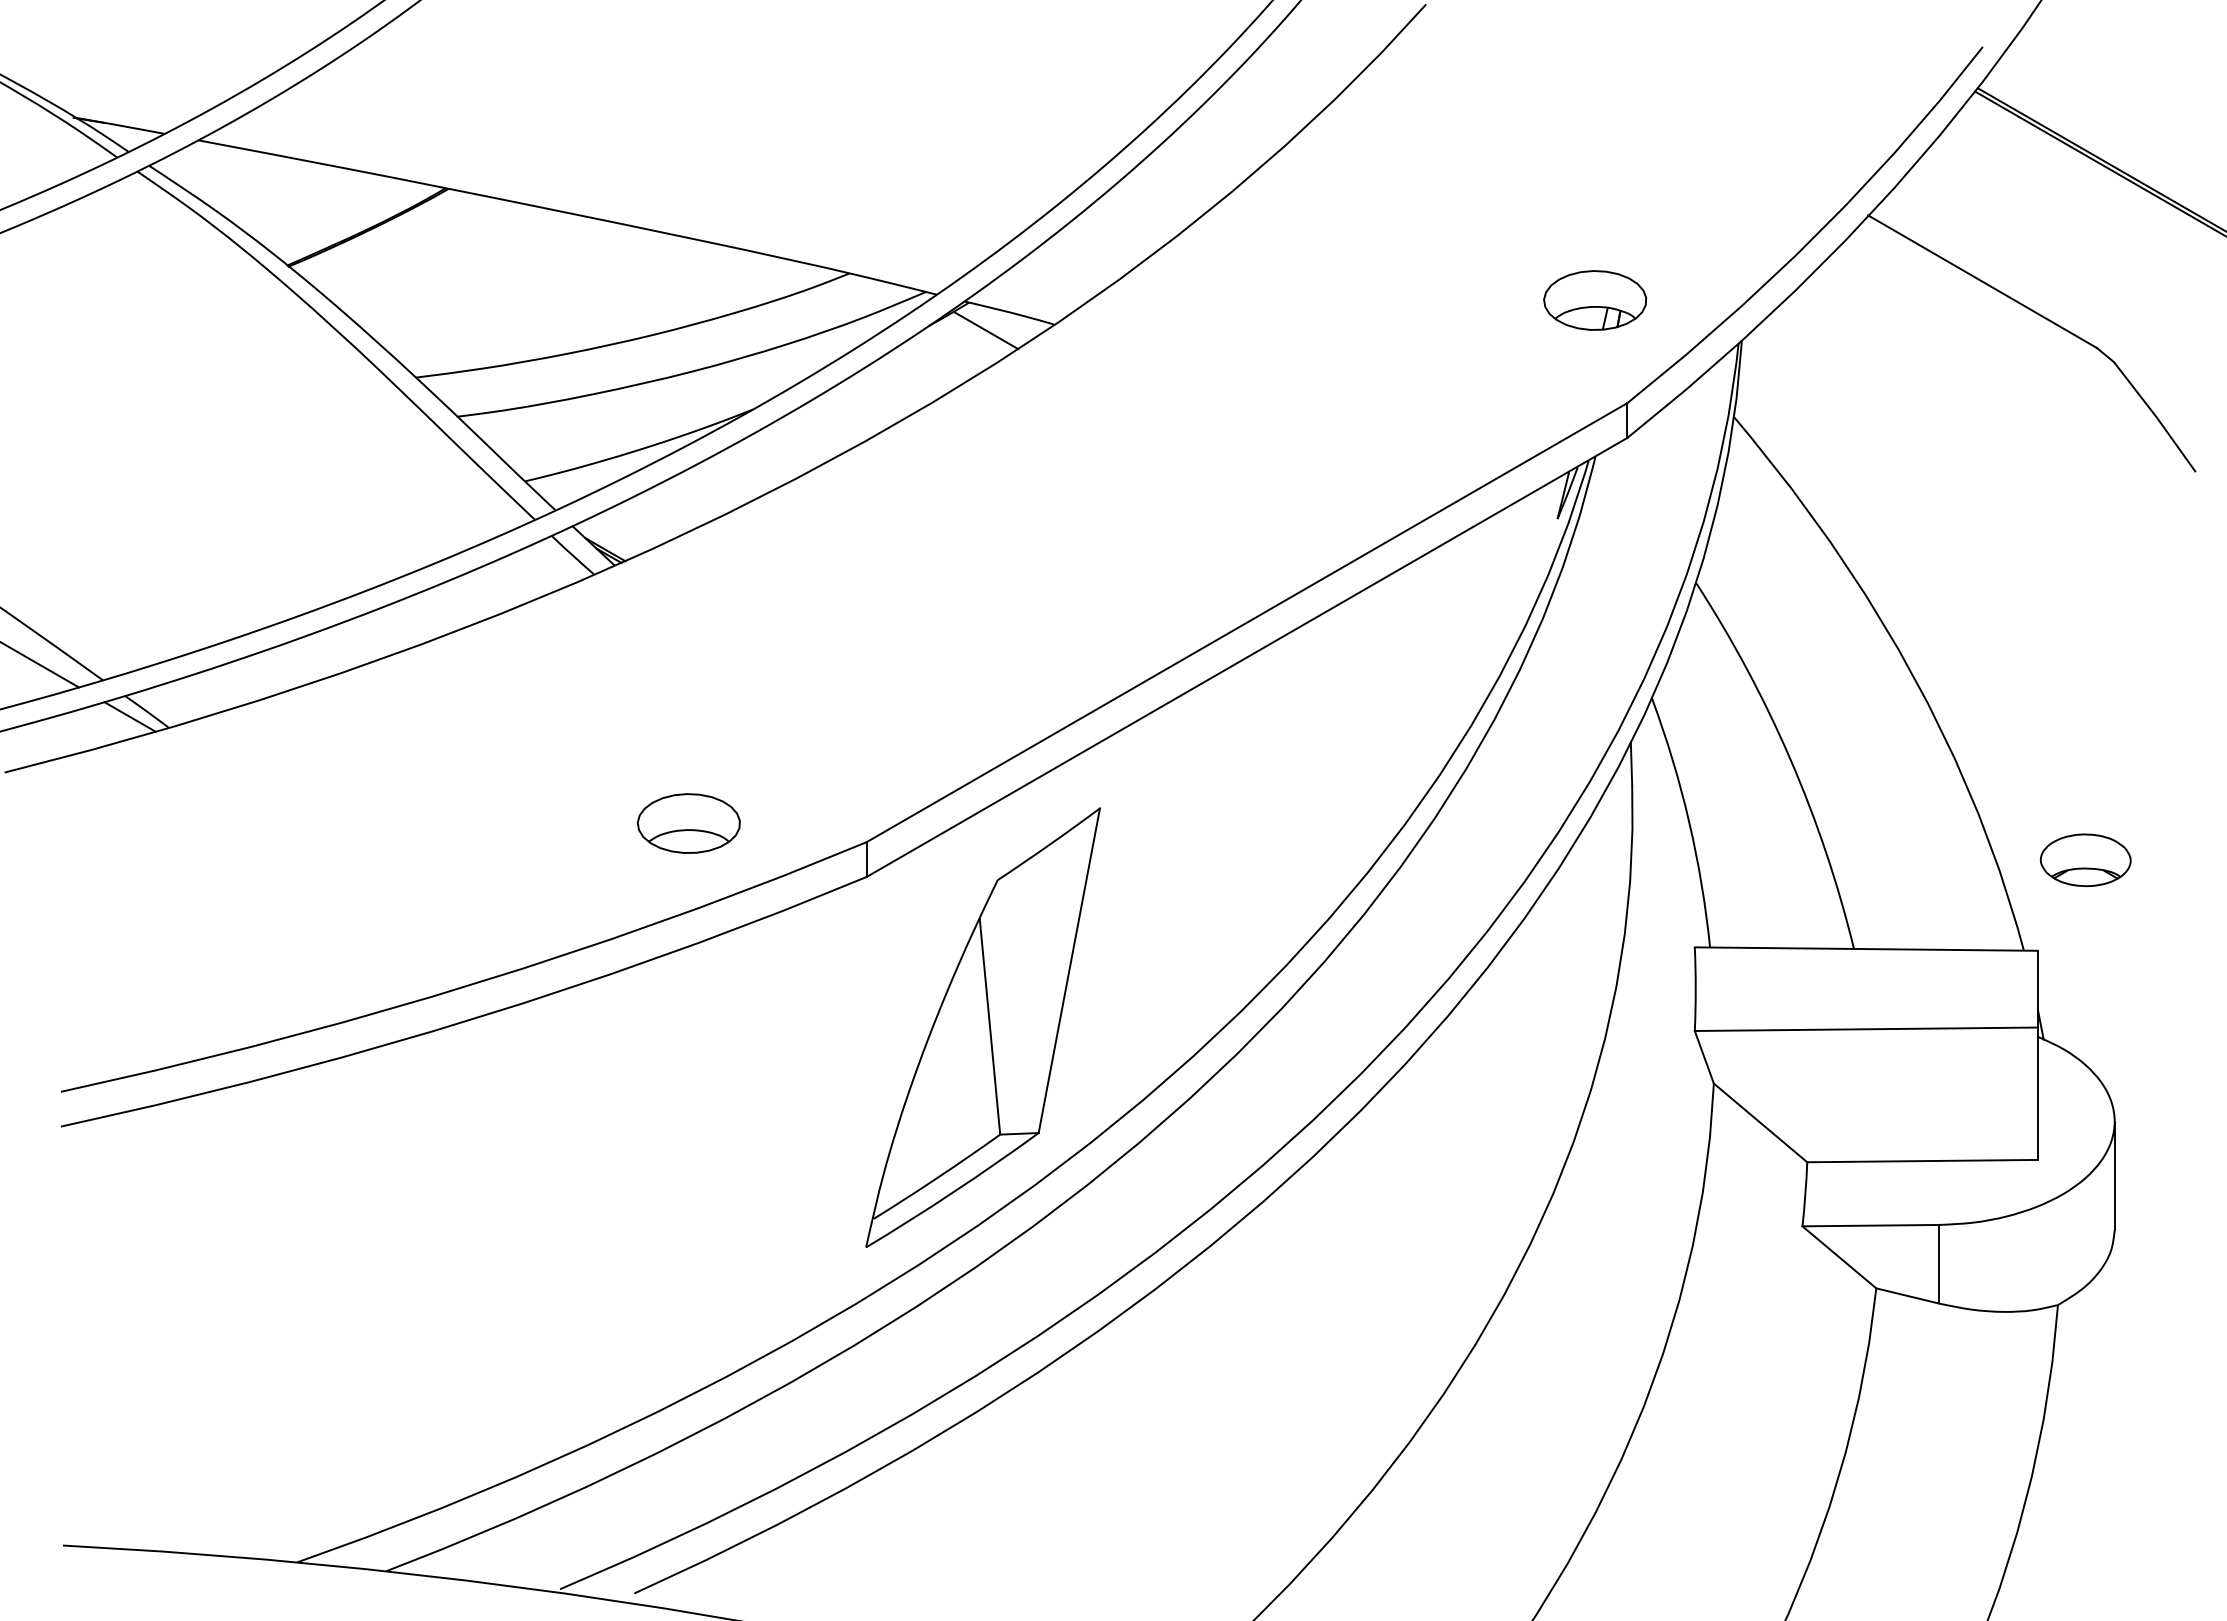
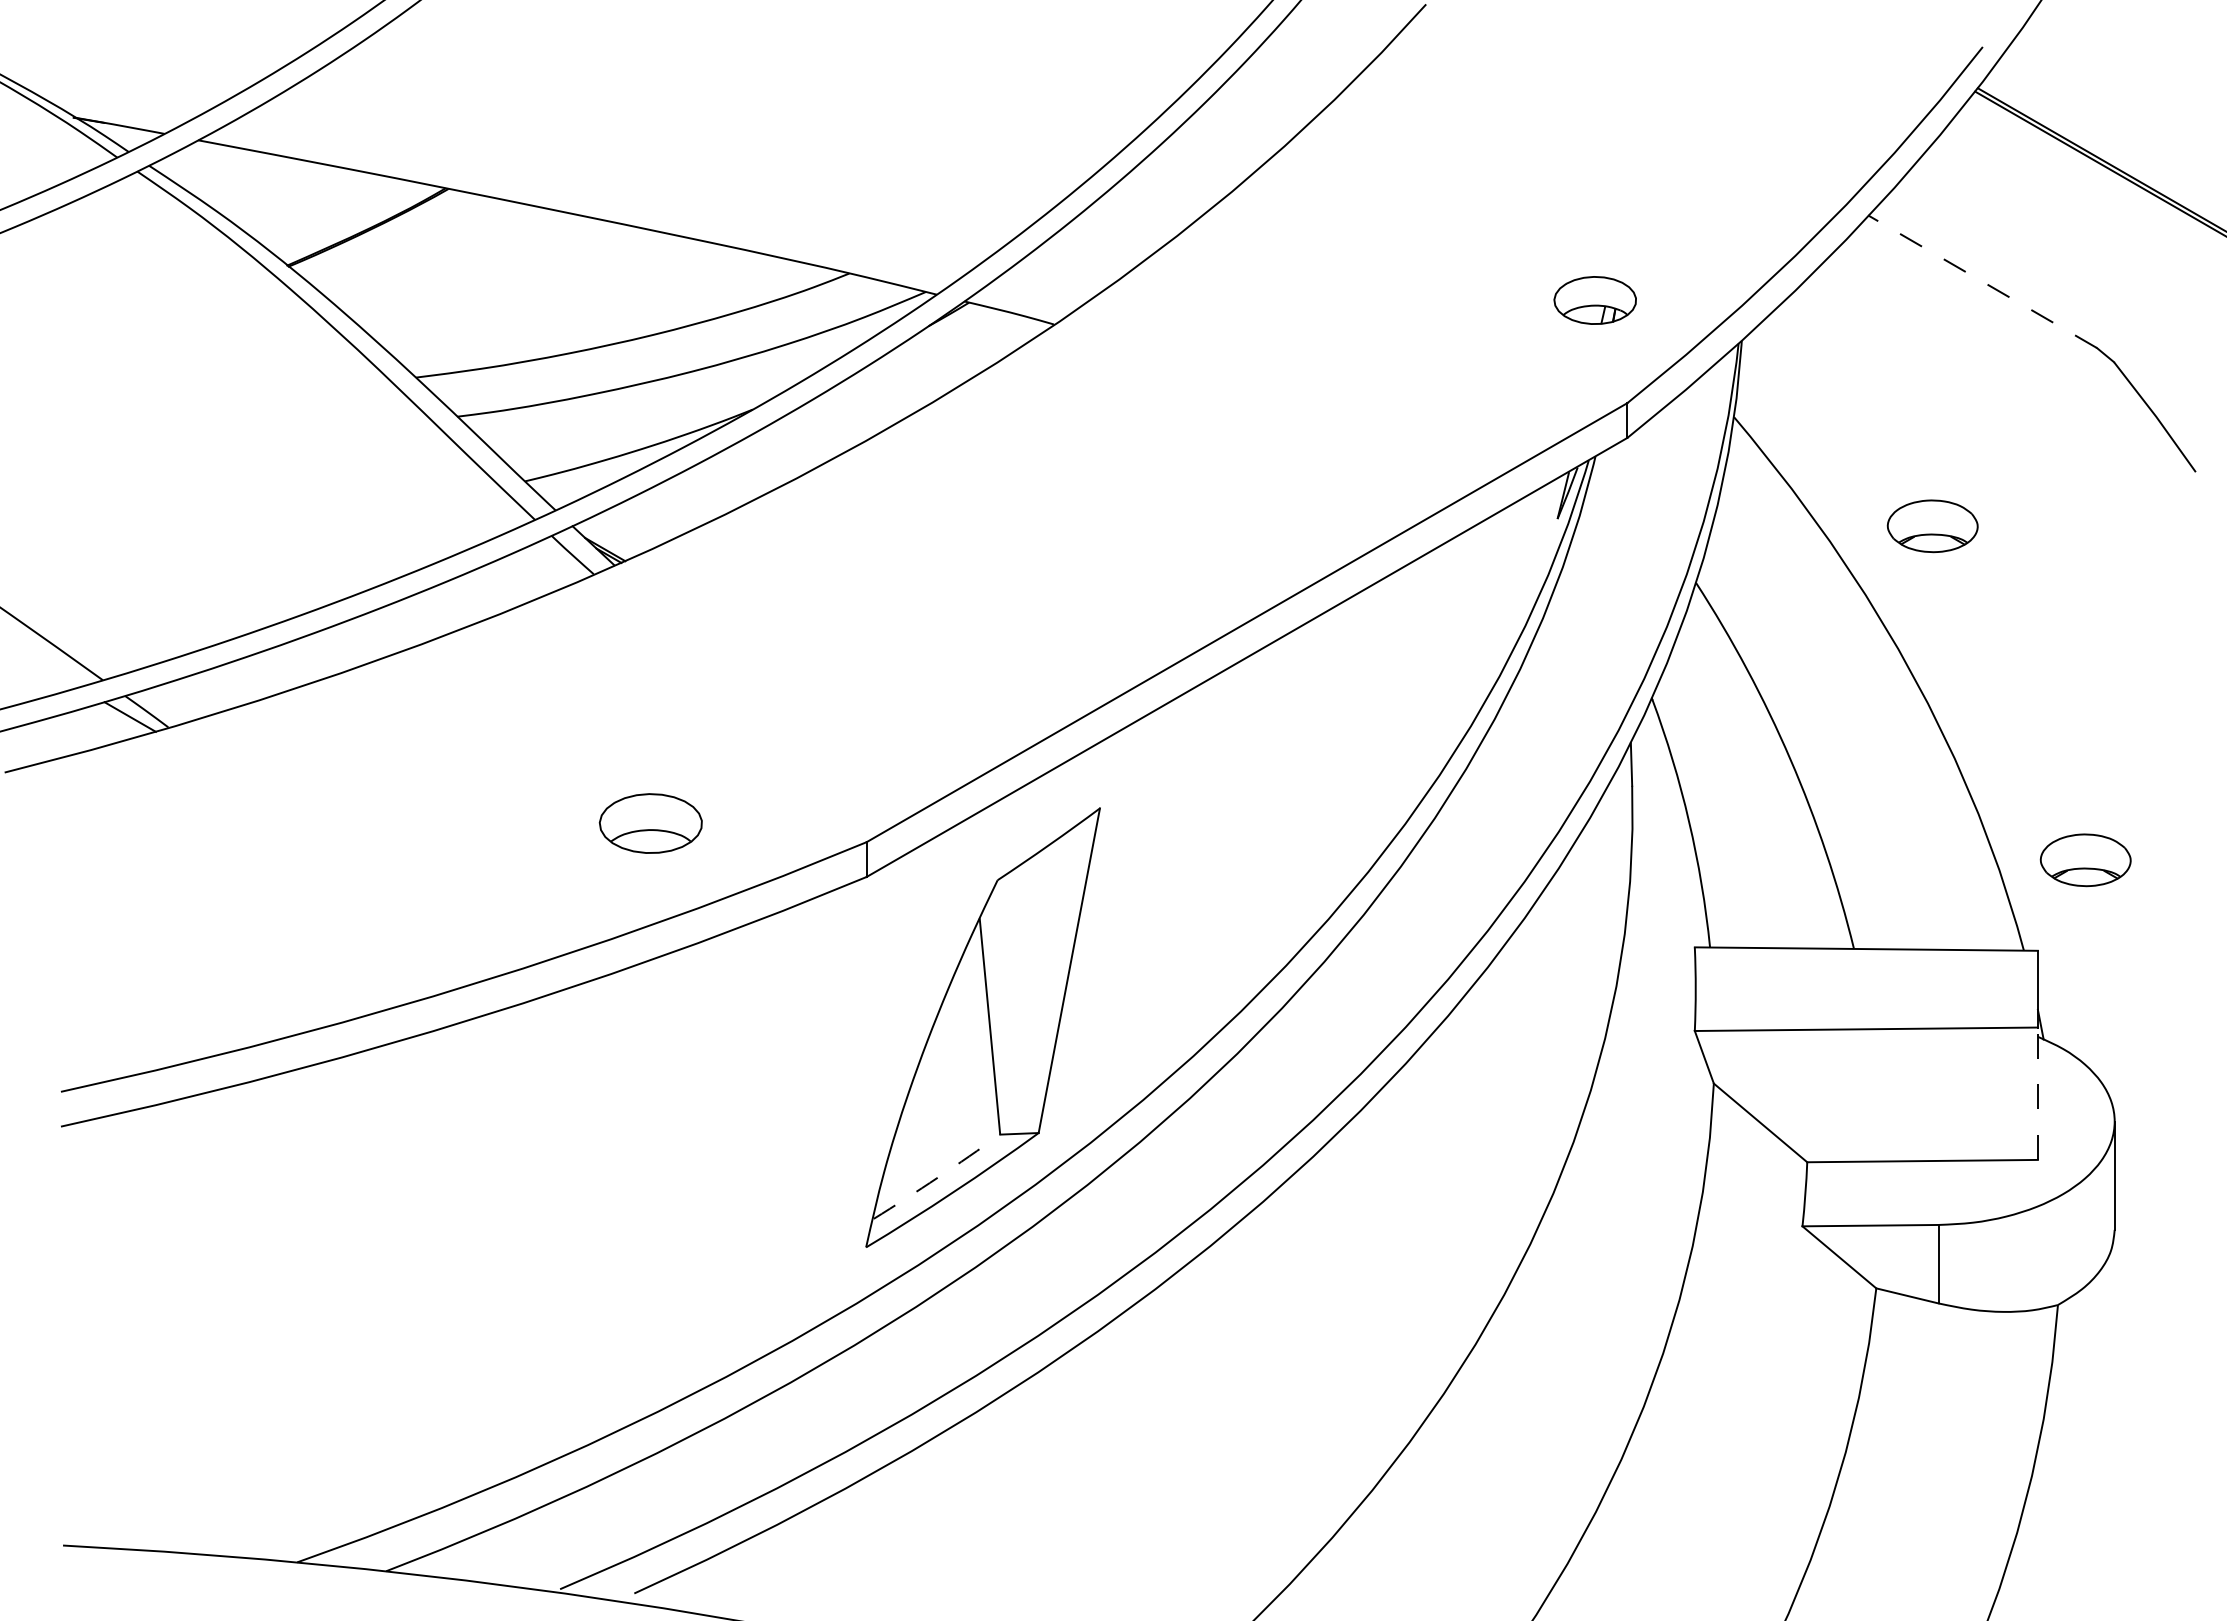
line: solid -> dashed (1982, 281)
part size: 105x61 px -> 84x49 px (1594, 300)
line: present -> none (985, 330)
part: none -> present (1932, 526)
line: present -> none (40, 665)
part position: (688, 823) -> (650, 823) (650, 823)
line: solid -> dashed (2037, 1093)
arc: solid -> dashed (937, 1177)
